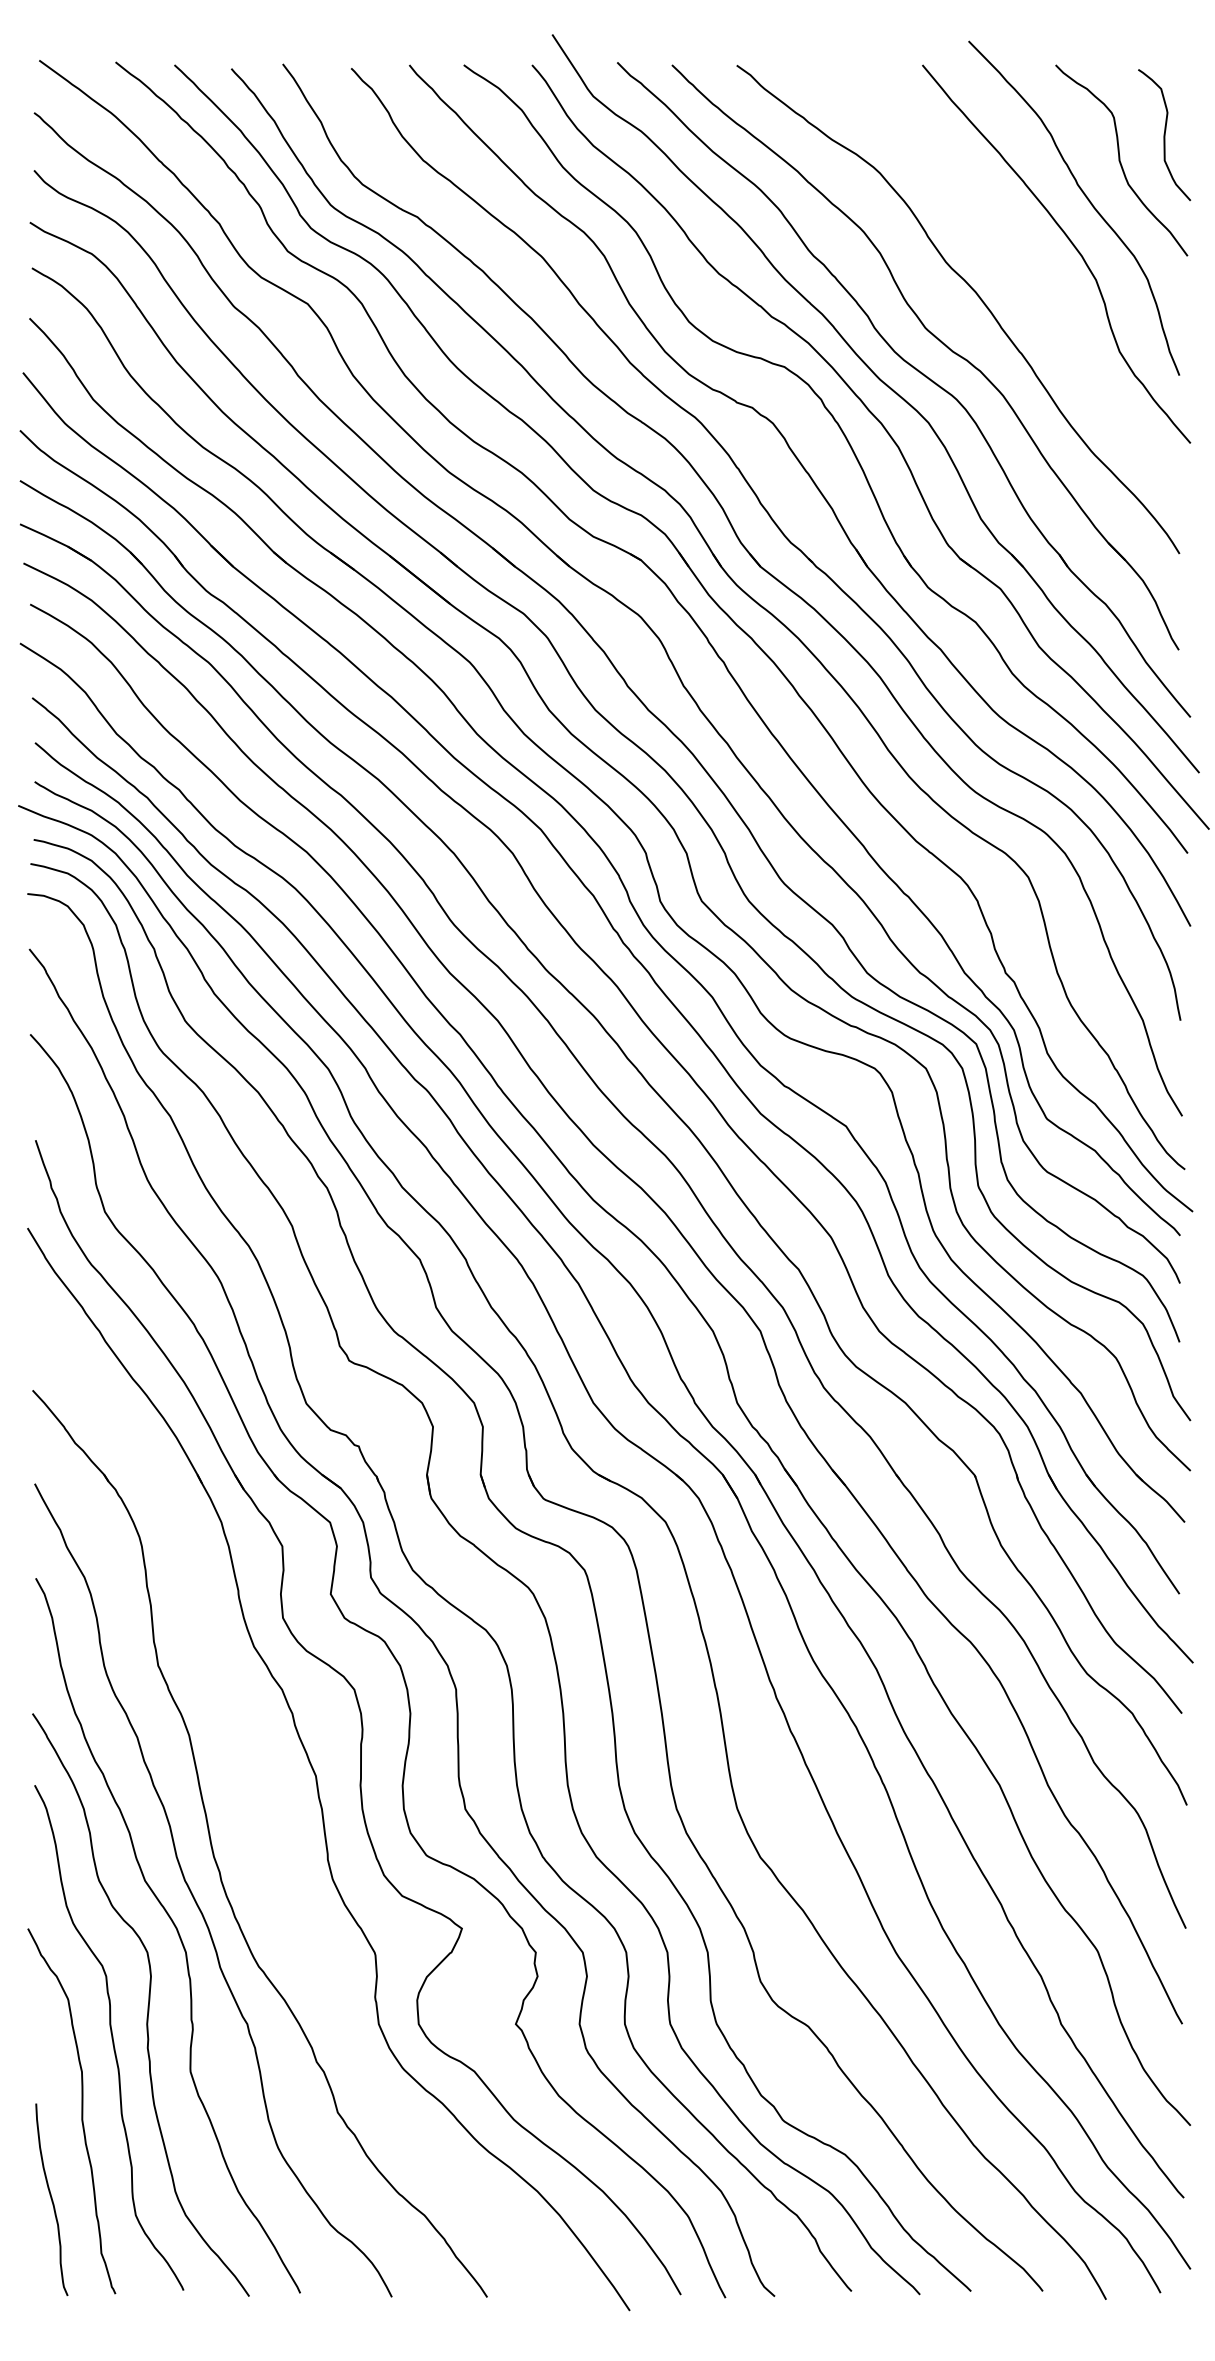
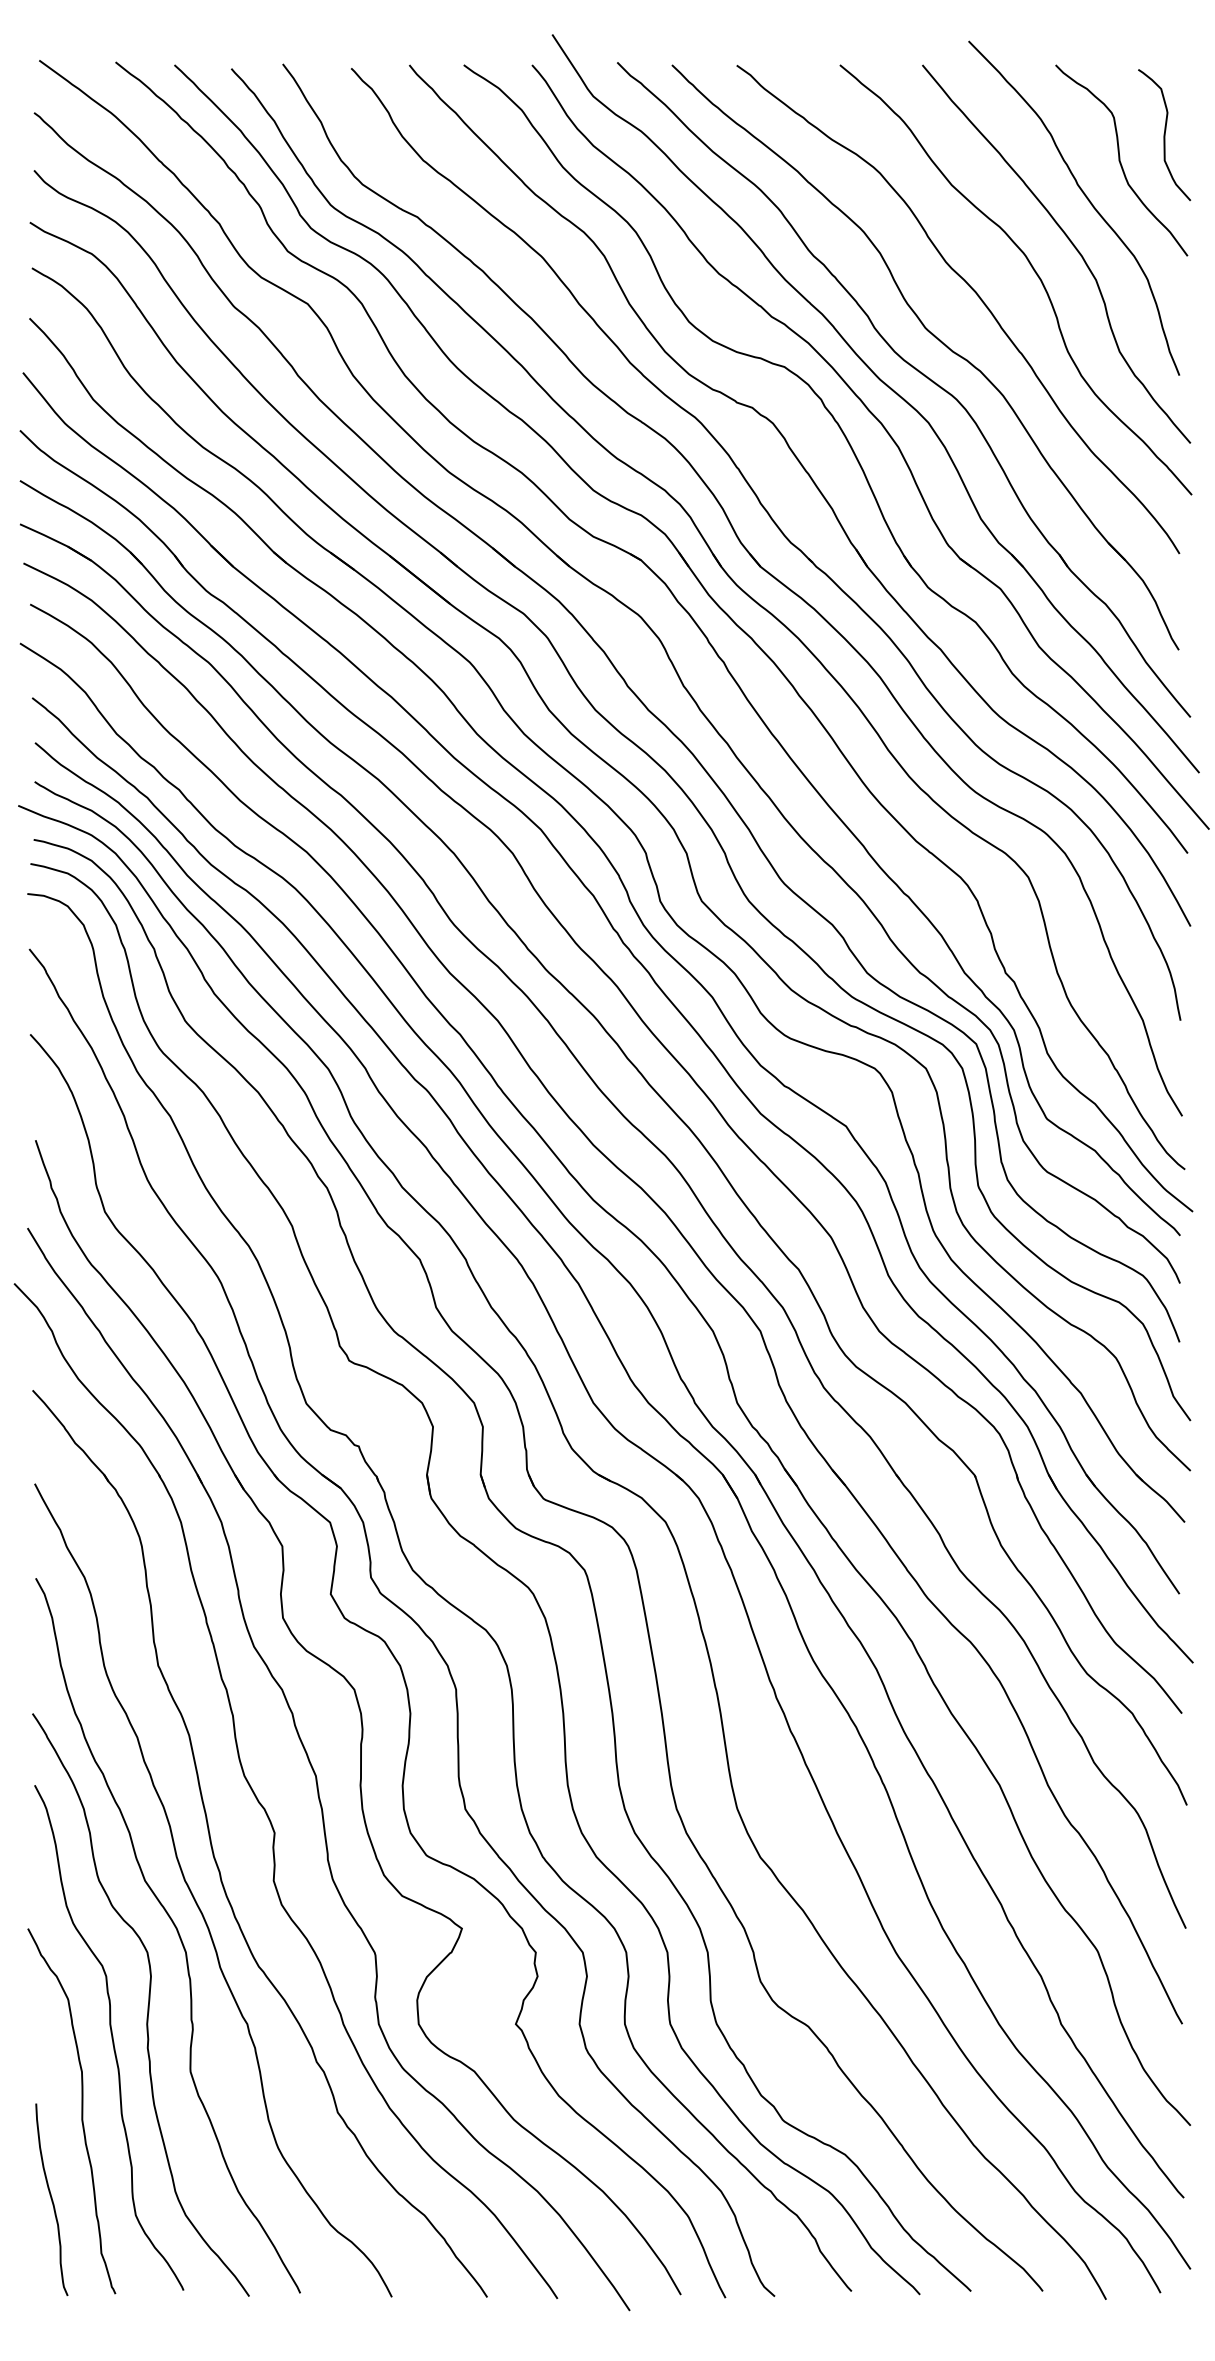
curve: none -> present (1032, 269)
part: none -> present (265, 1808)
